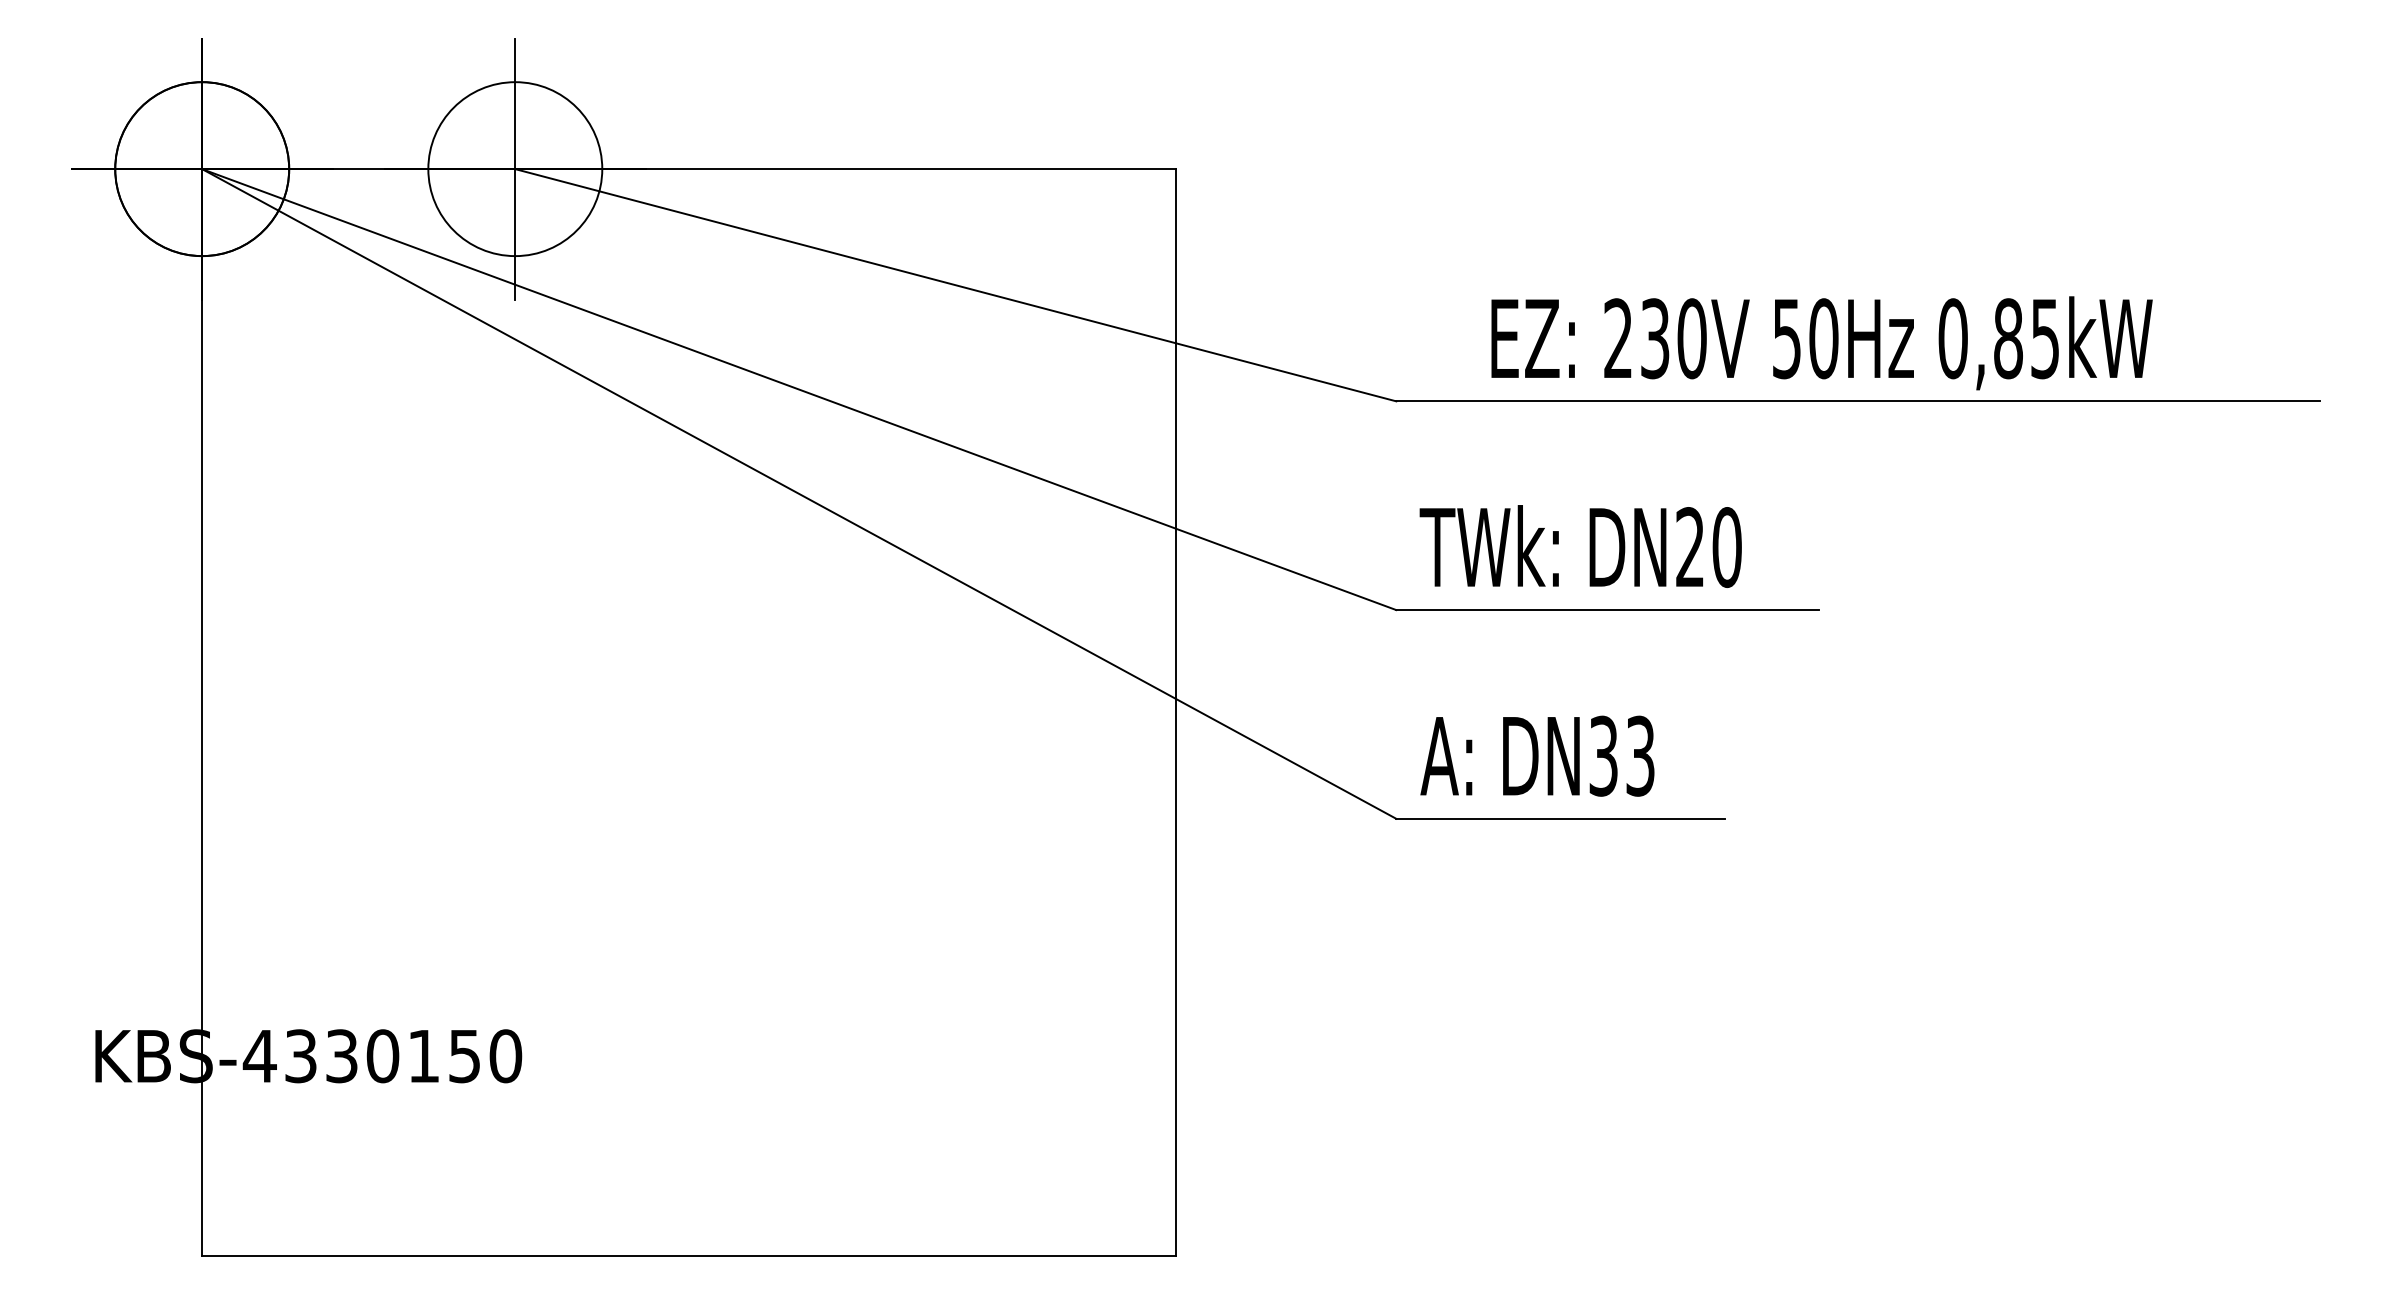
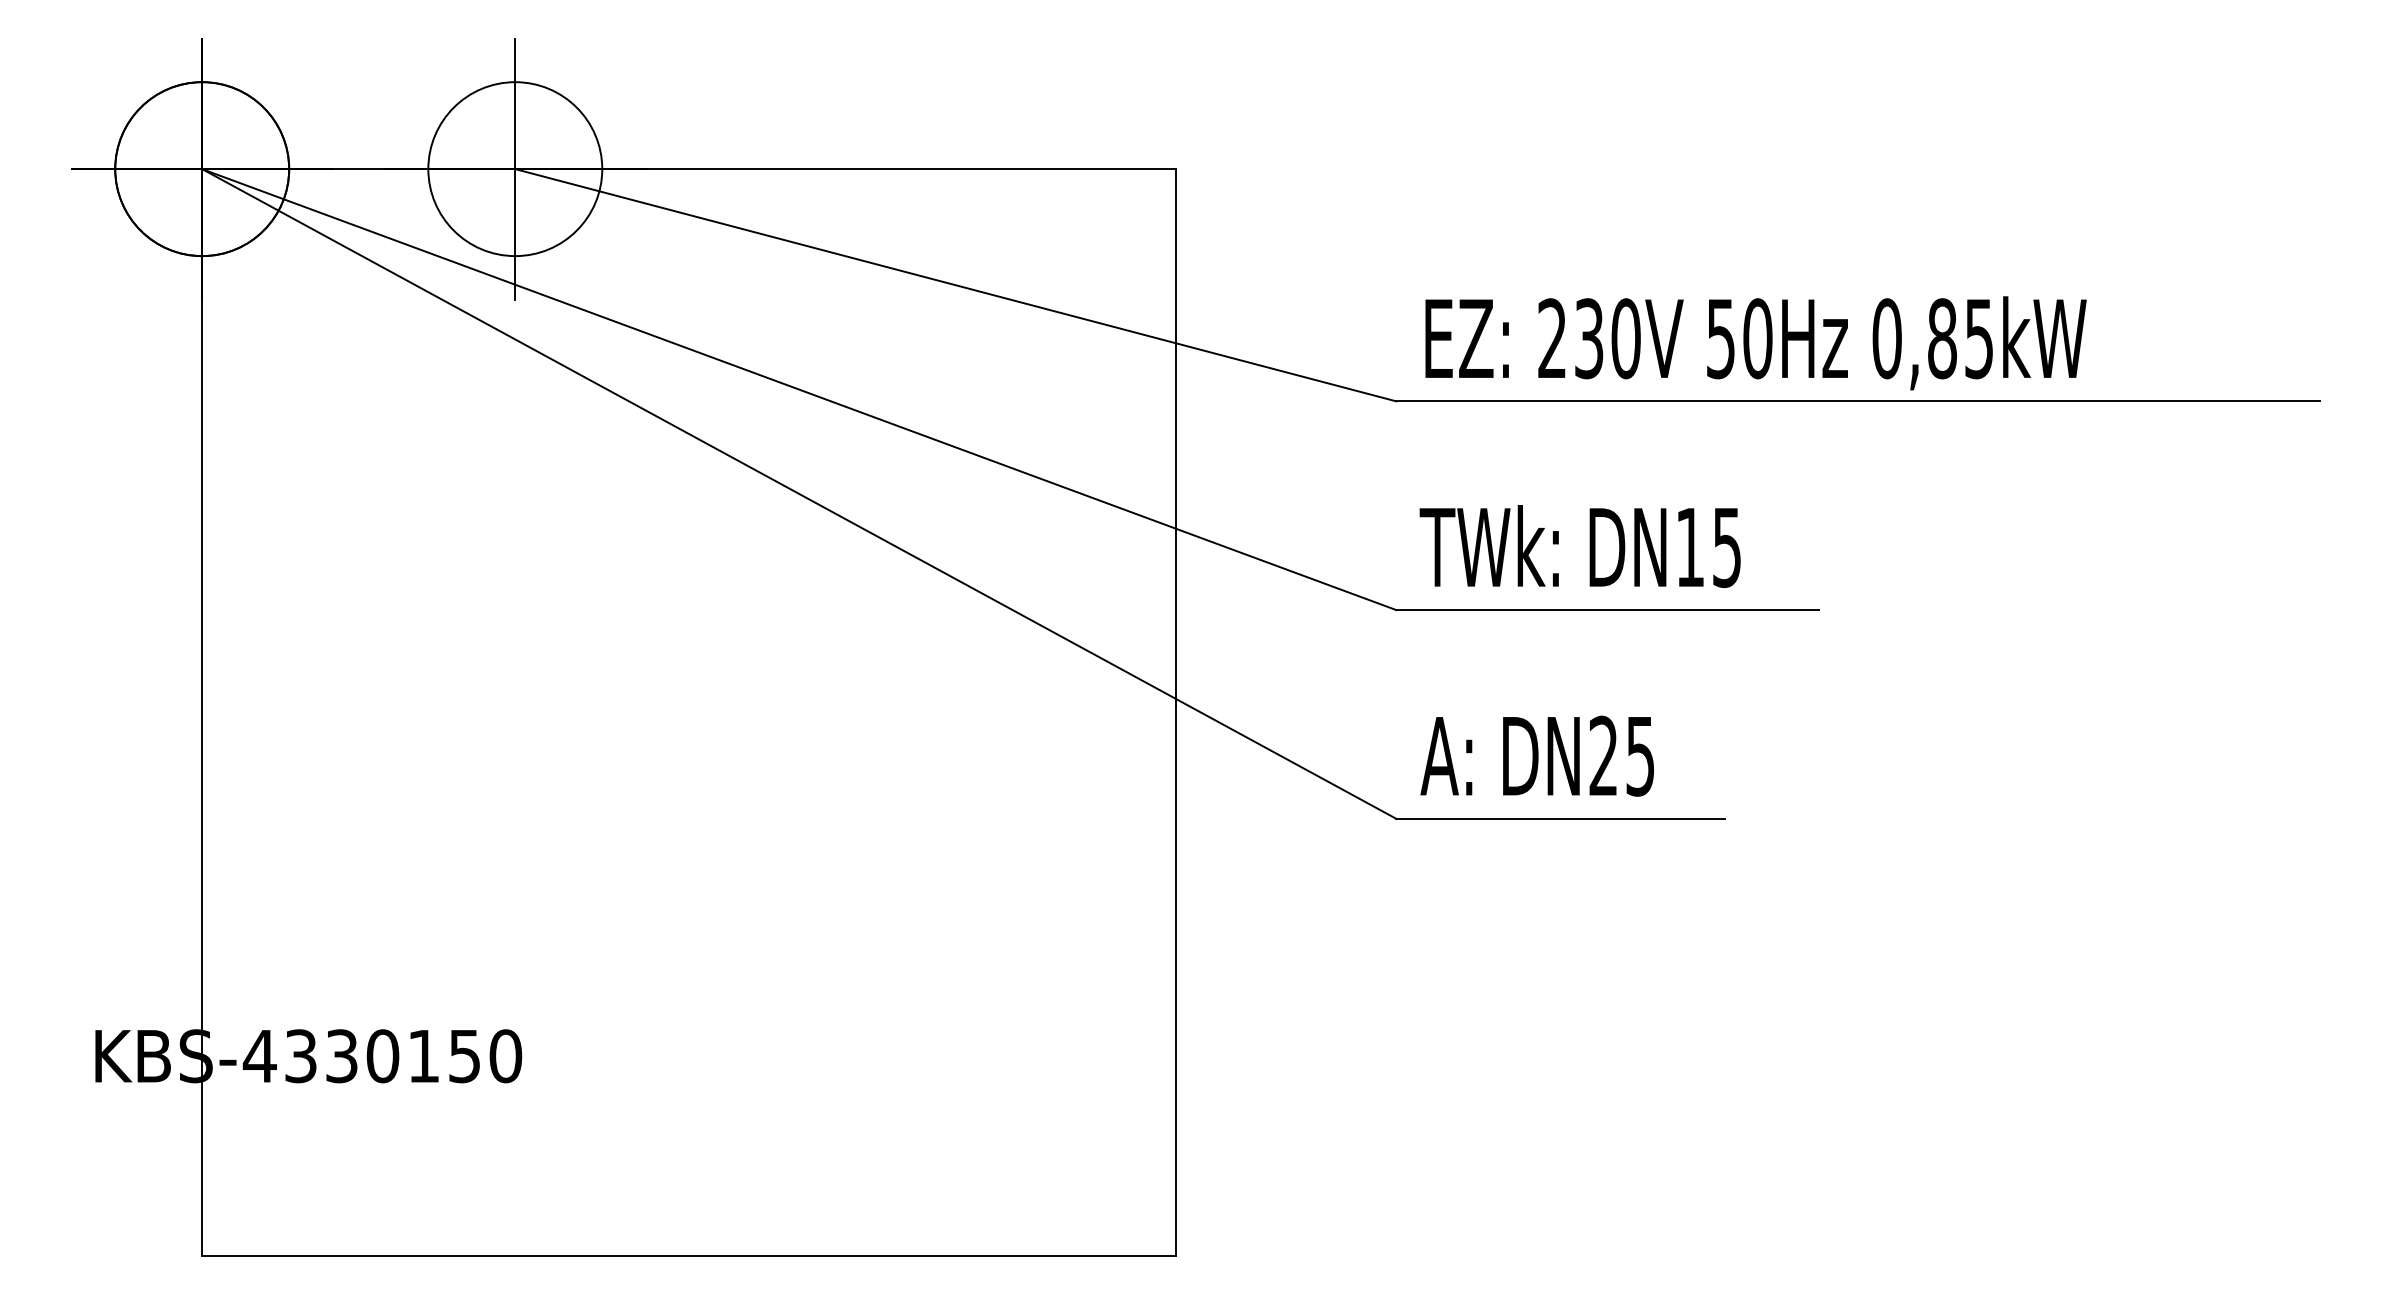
text position: (1821, 343) -> (1755, 343) (1755, 343)
text: DN20 -> DN15 (1708, 547)
text: DN33 -> DN25 (1621, 755)
